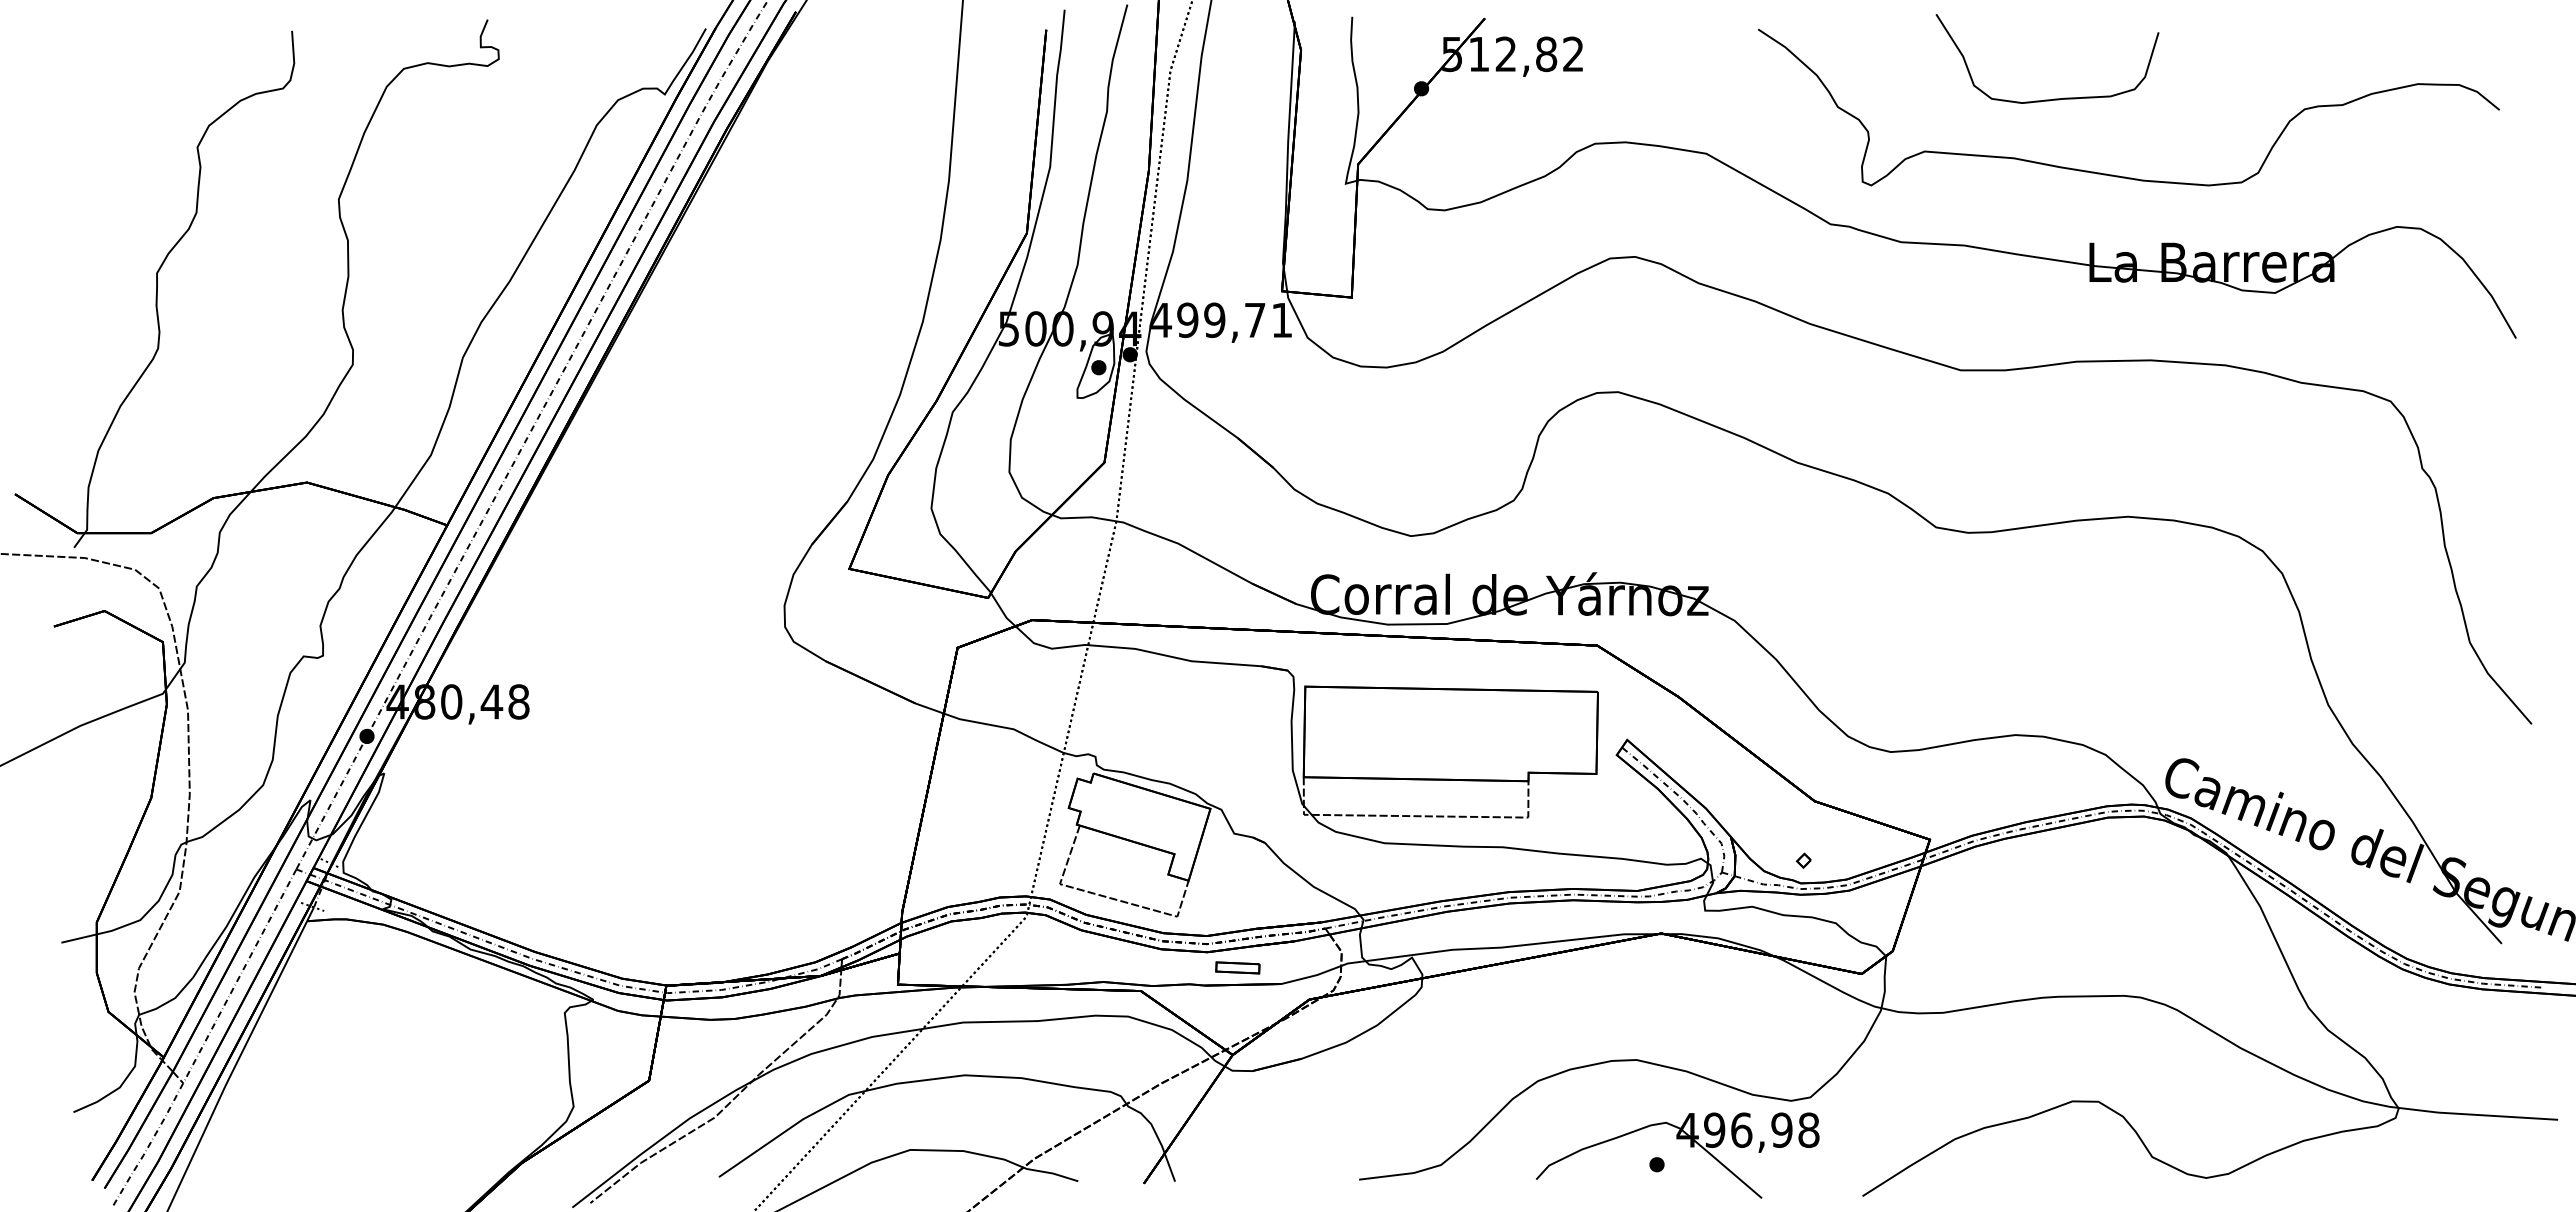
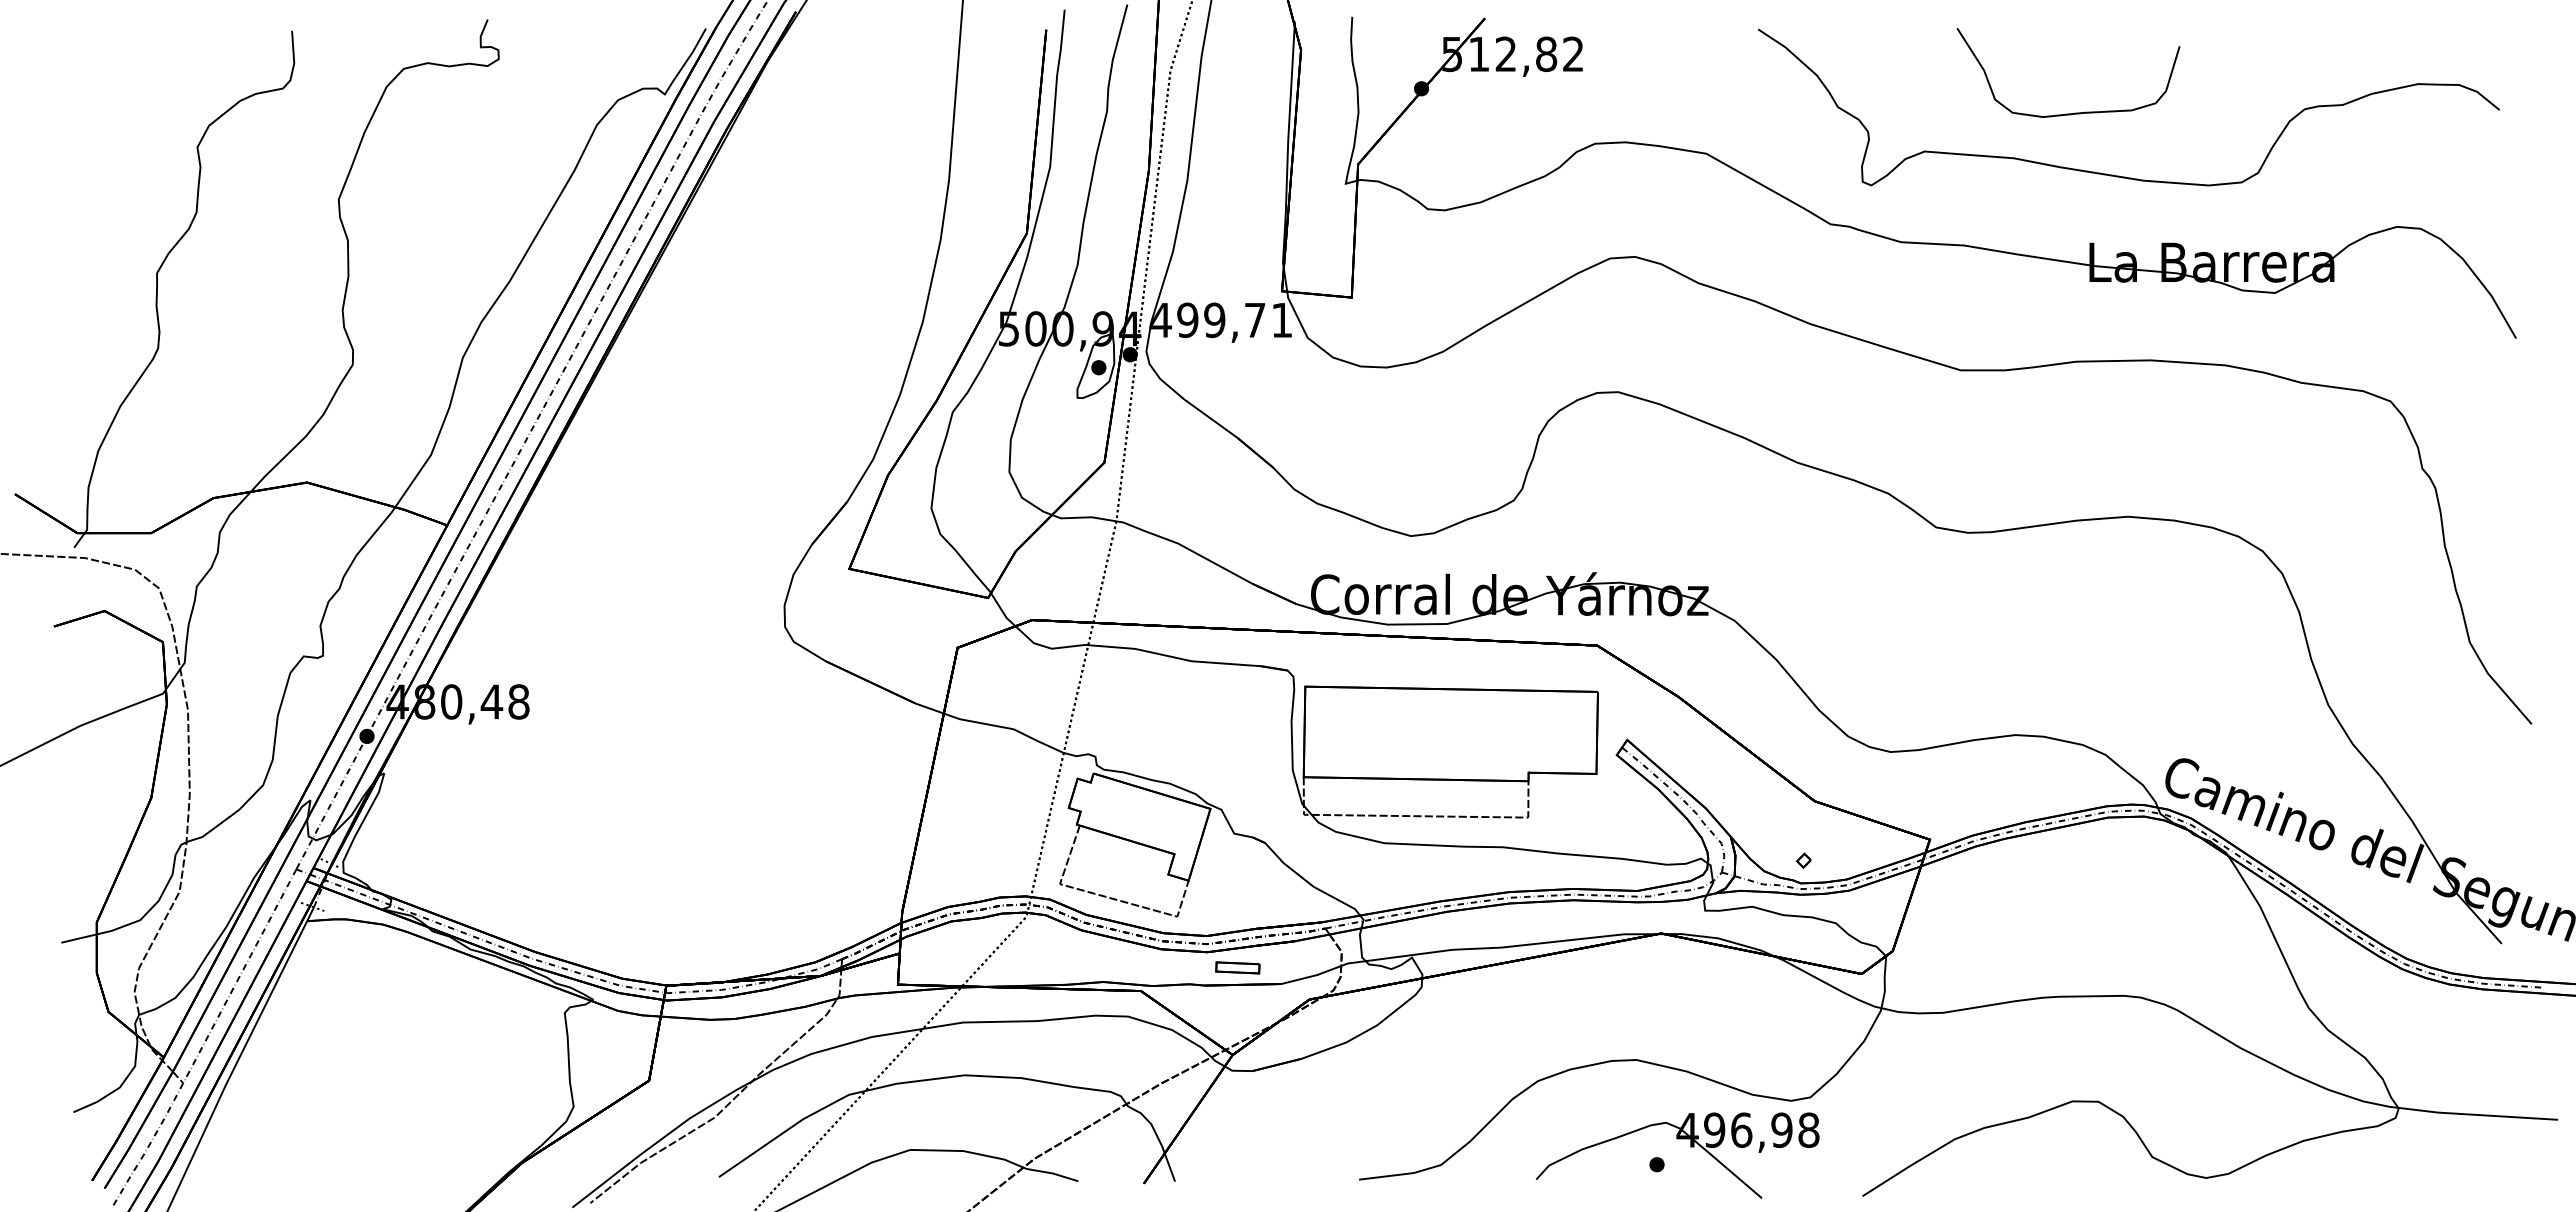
curve position: (2053, 98) -> (2074, 112) (2074, 112)
